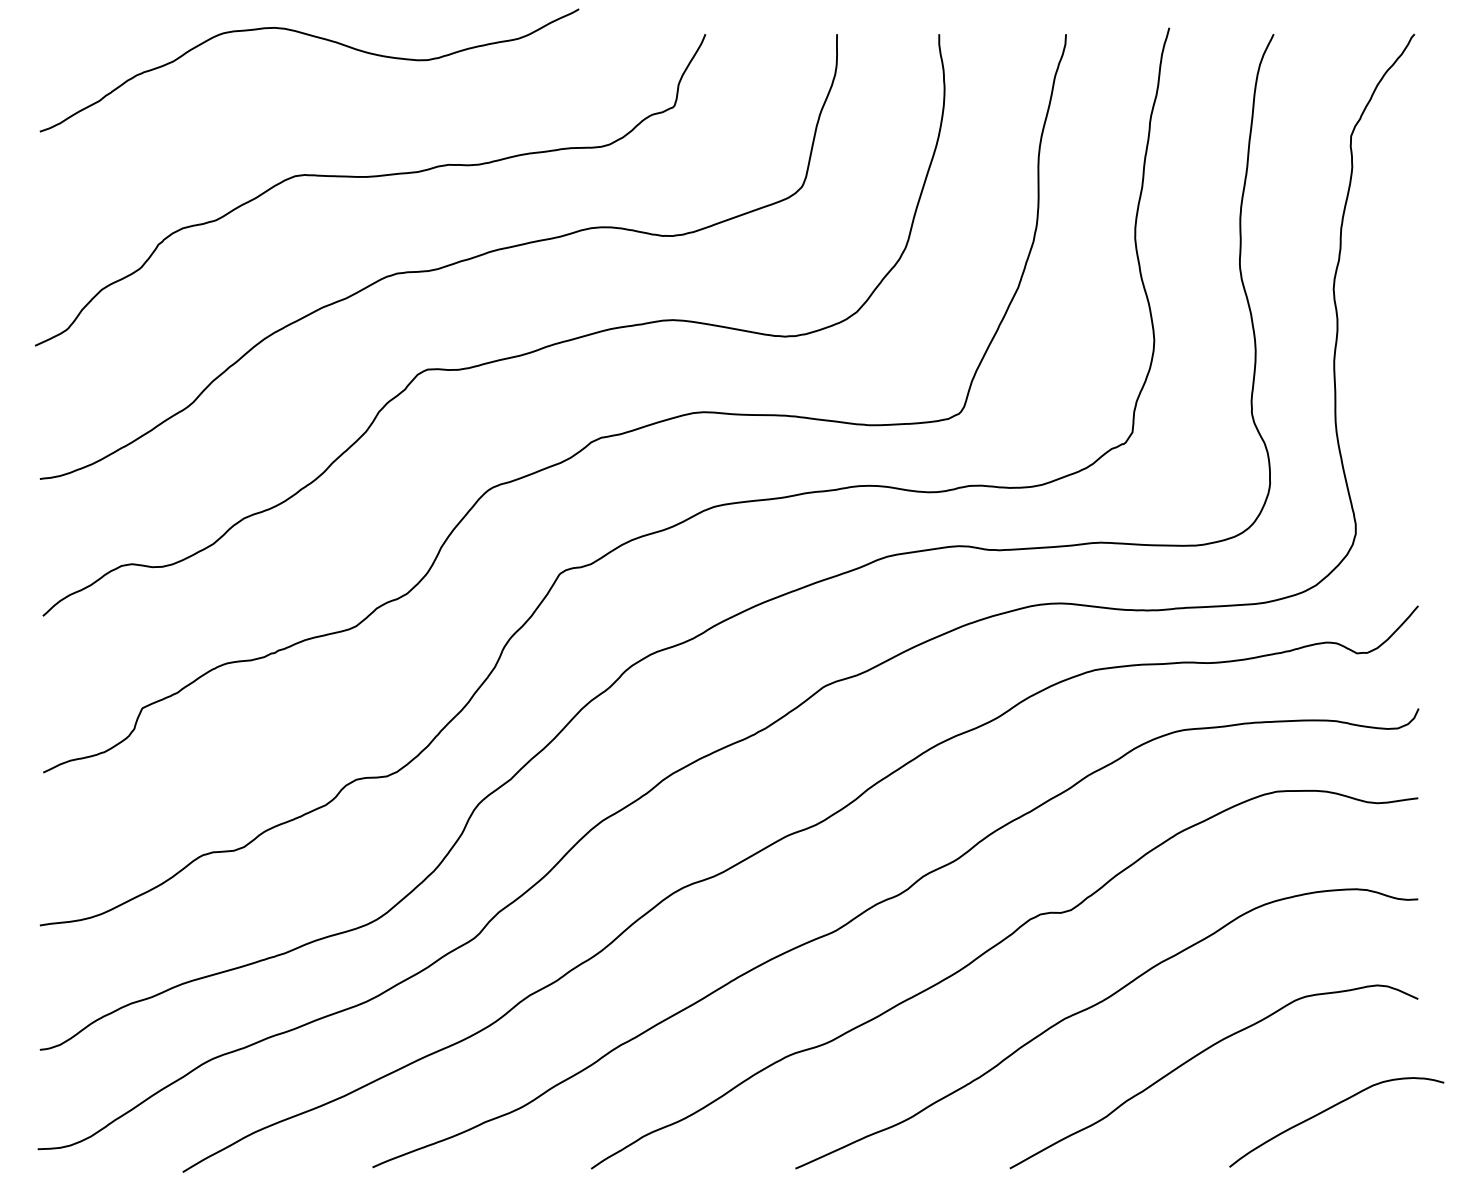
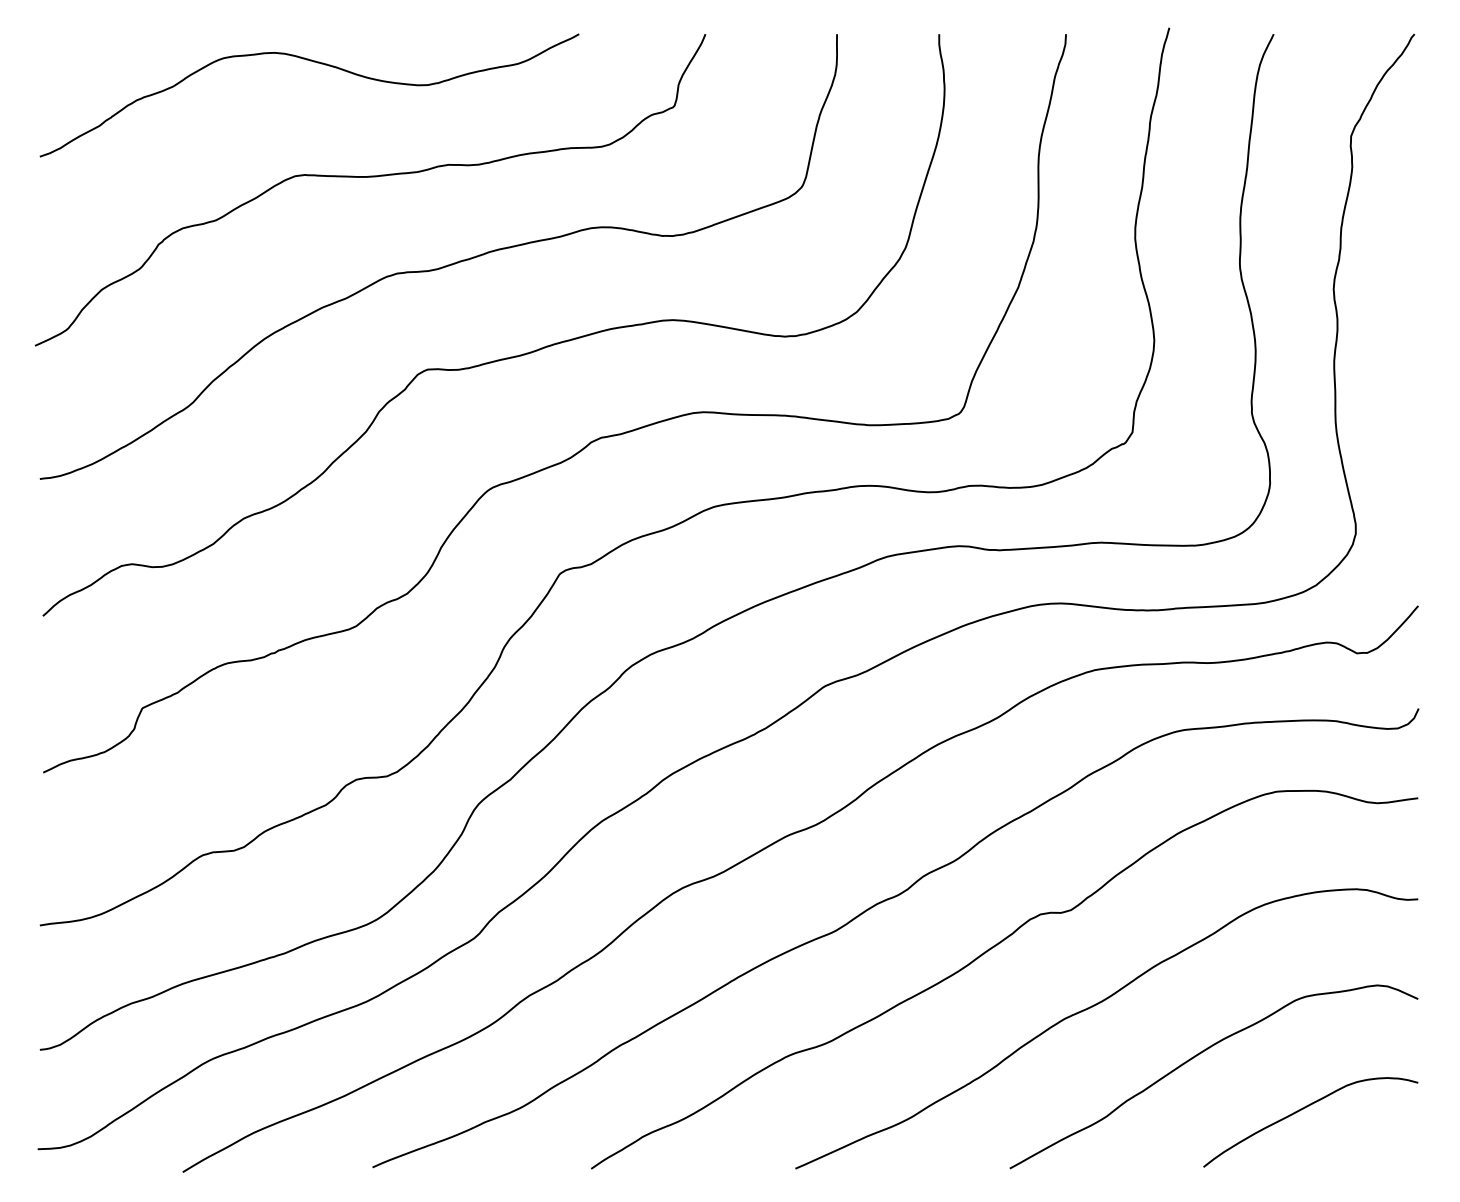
curve position: (317, 38) -> (317, 63) (317, 63)
curve position: (1329, 1109) -> (1303, 1109) (1303, 1109)
